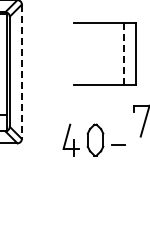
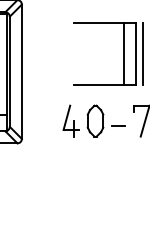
line: dashed -> solid (124, 54)
line: none -> present (143, 54)
line: dashed -> solid (21, 72)
part position: (93, 139) -> (93, 120) (93, 120)
